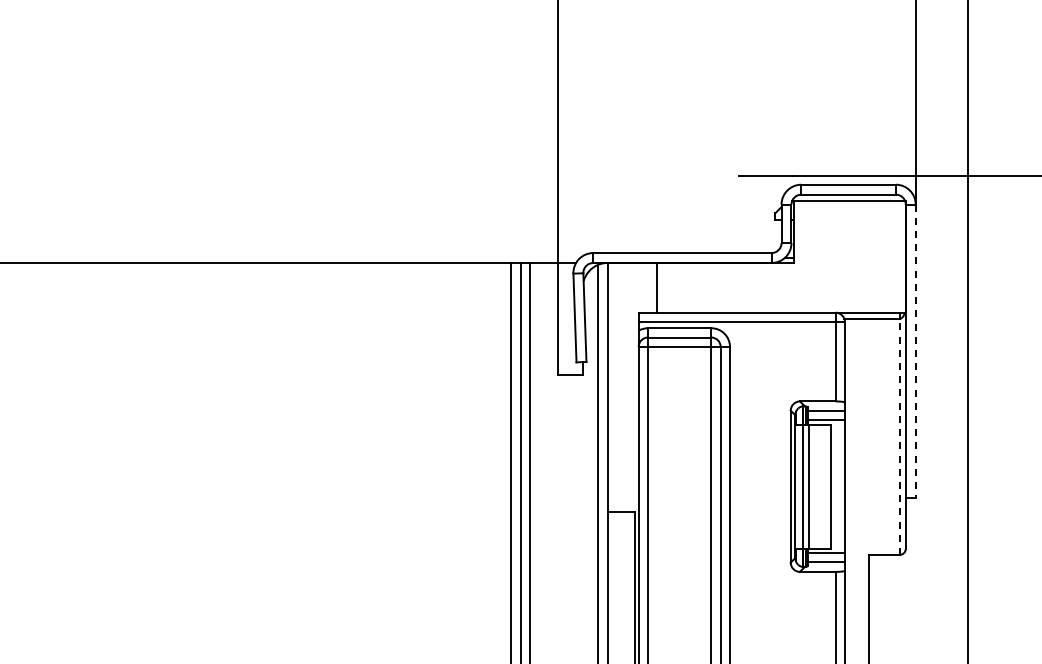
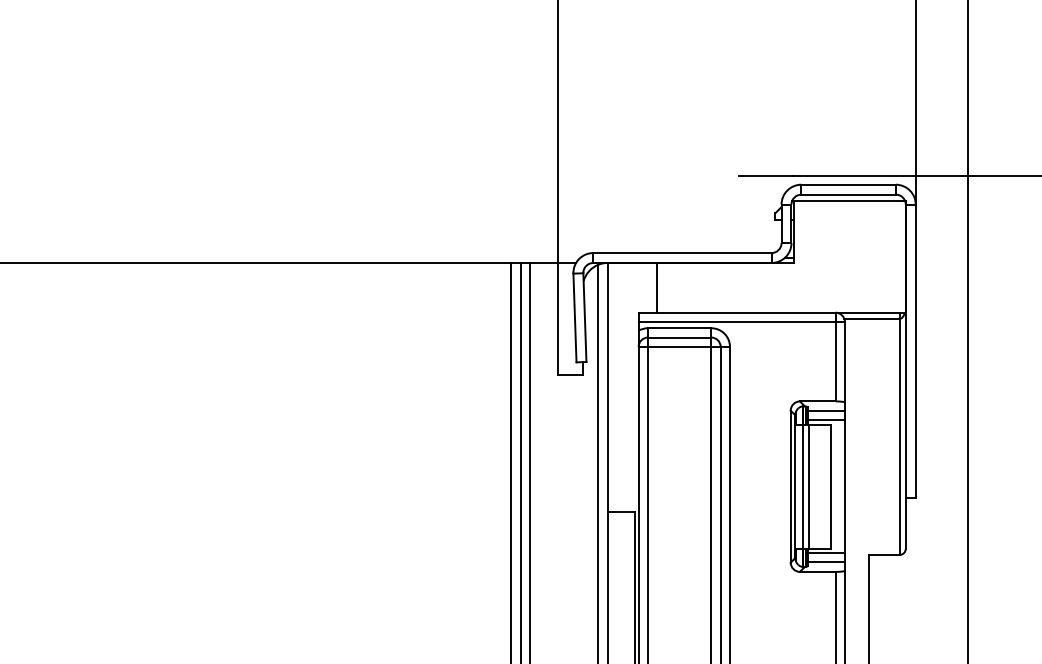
line: dashed -> solid (915, 351)
line: dashed -> solid (899, 436)
